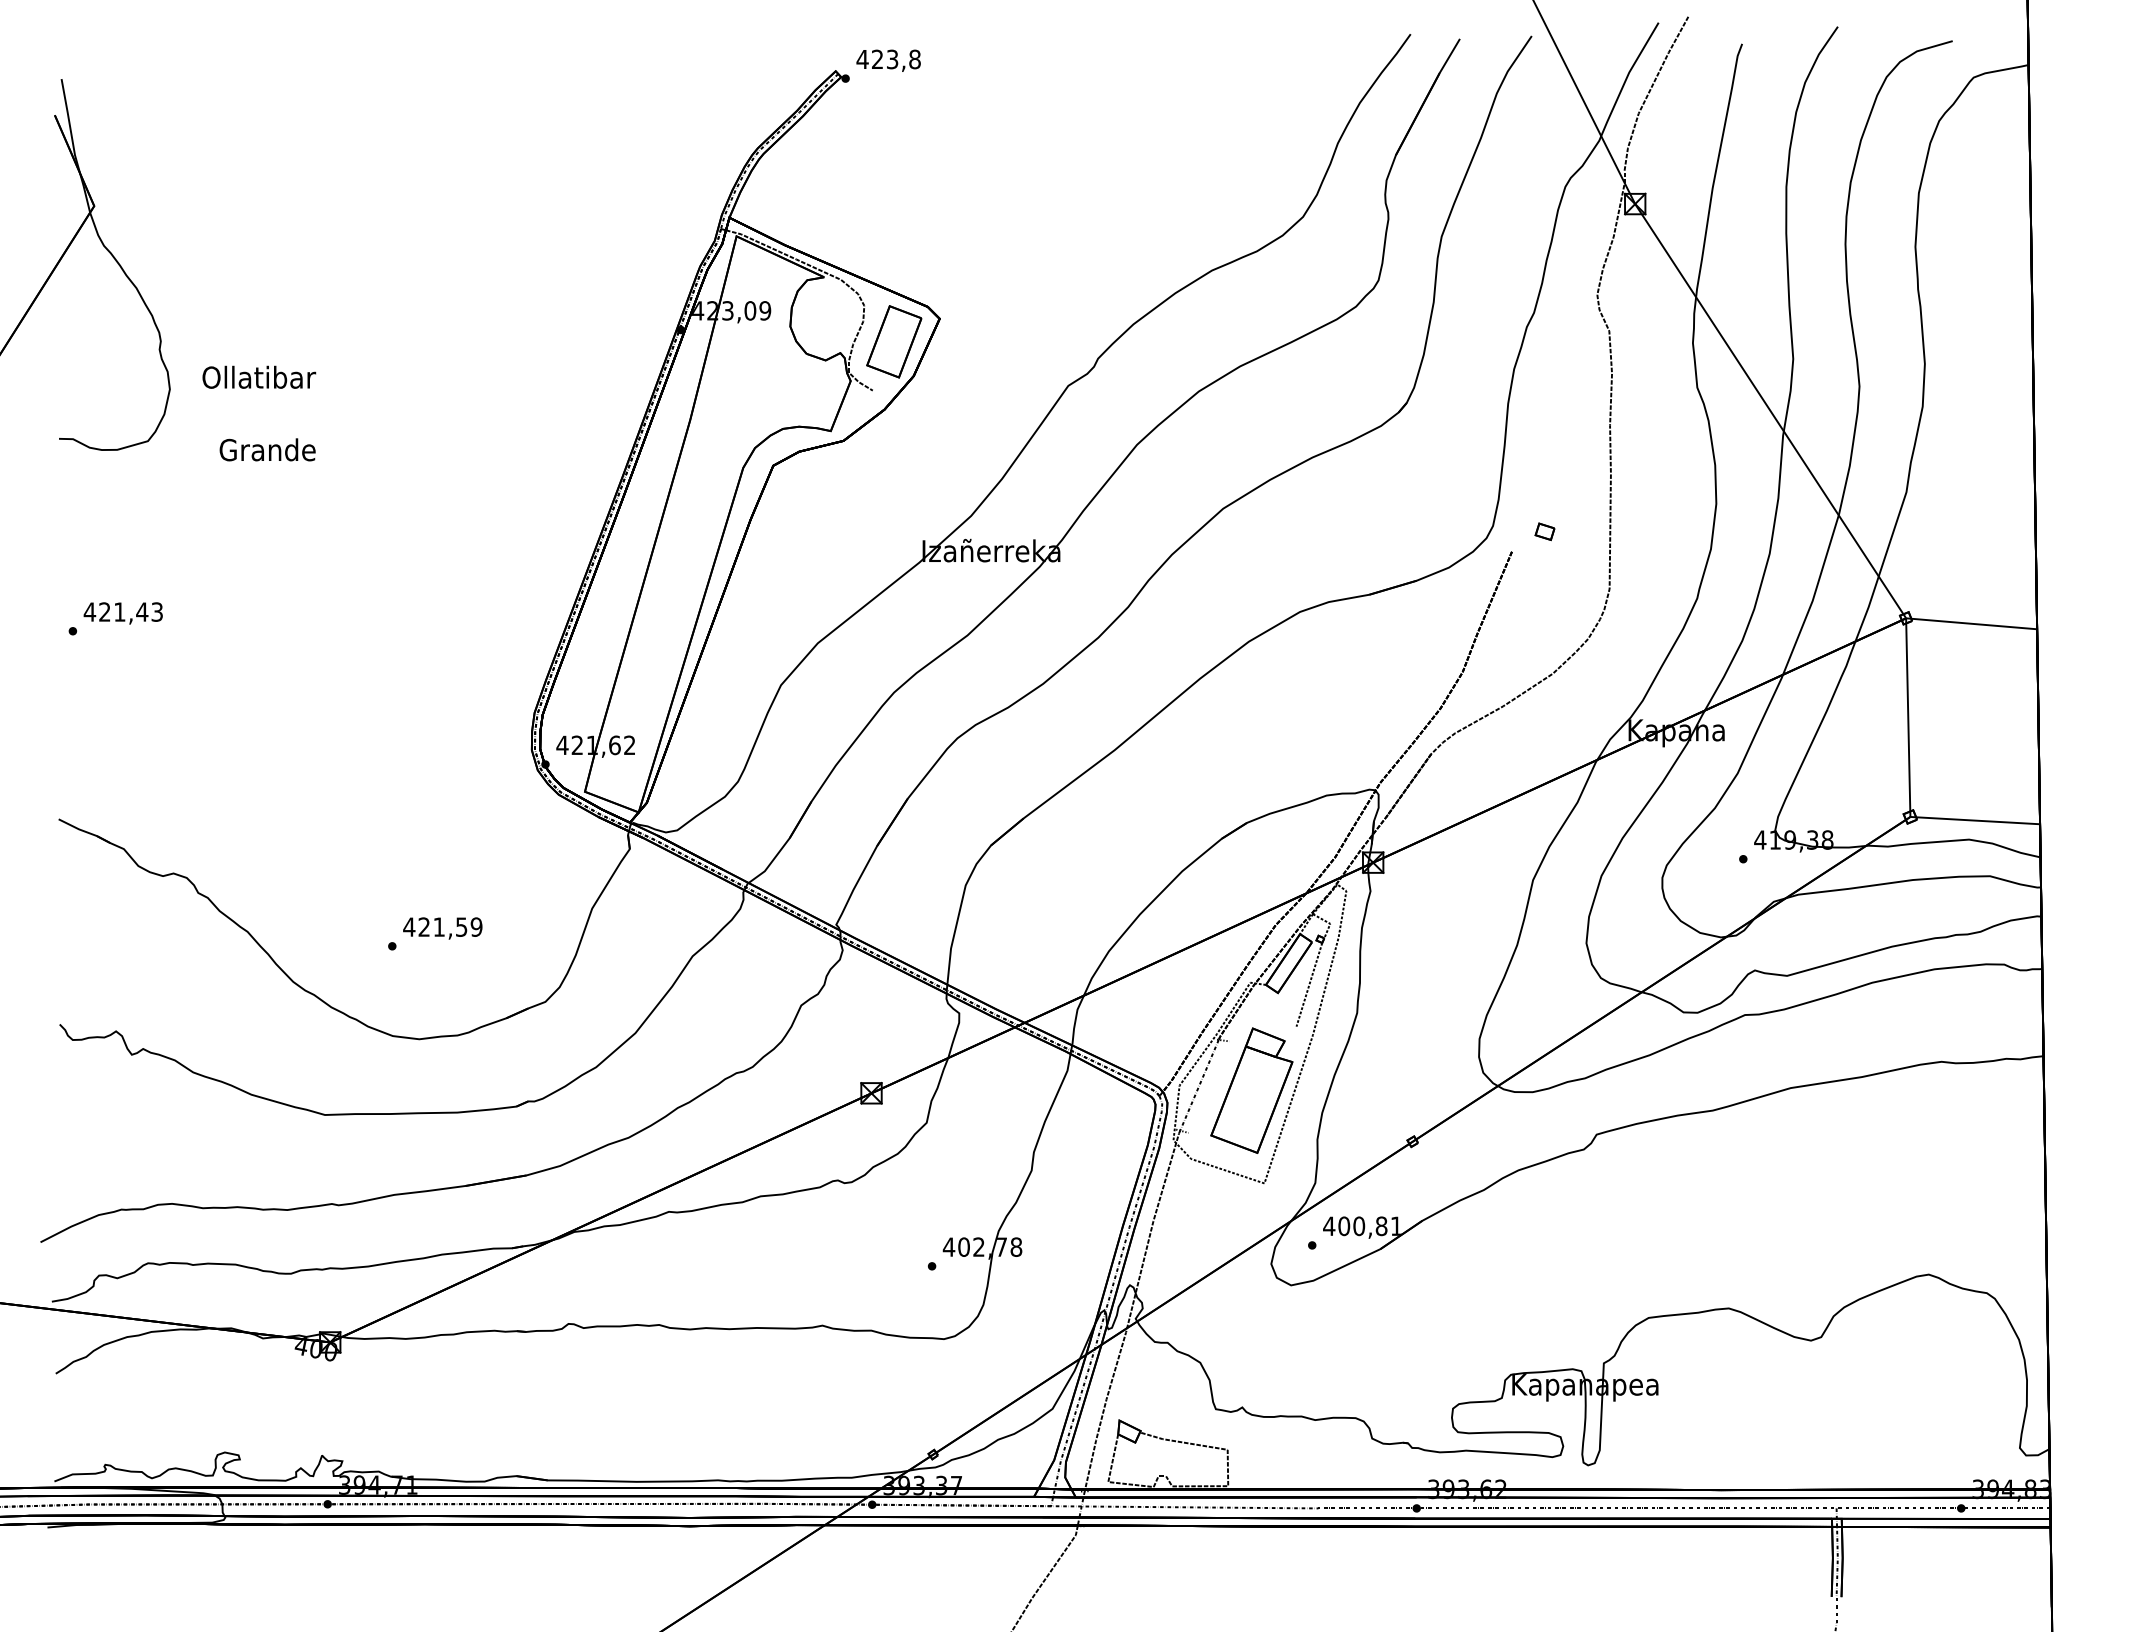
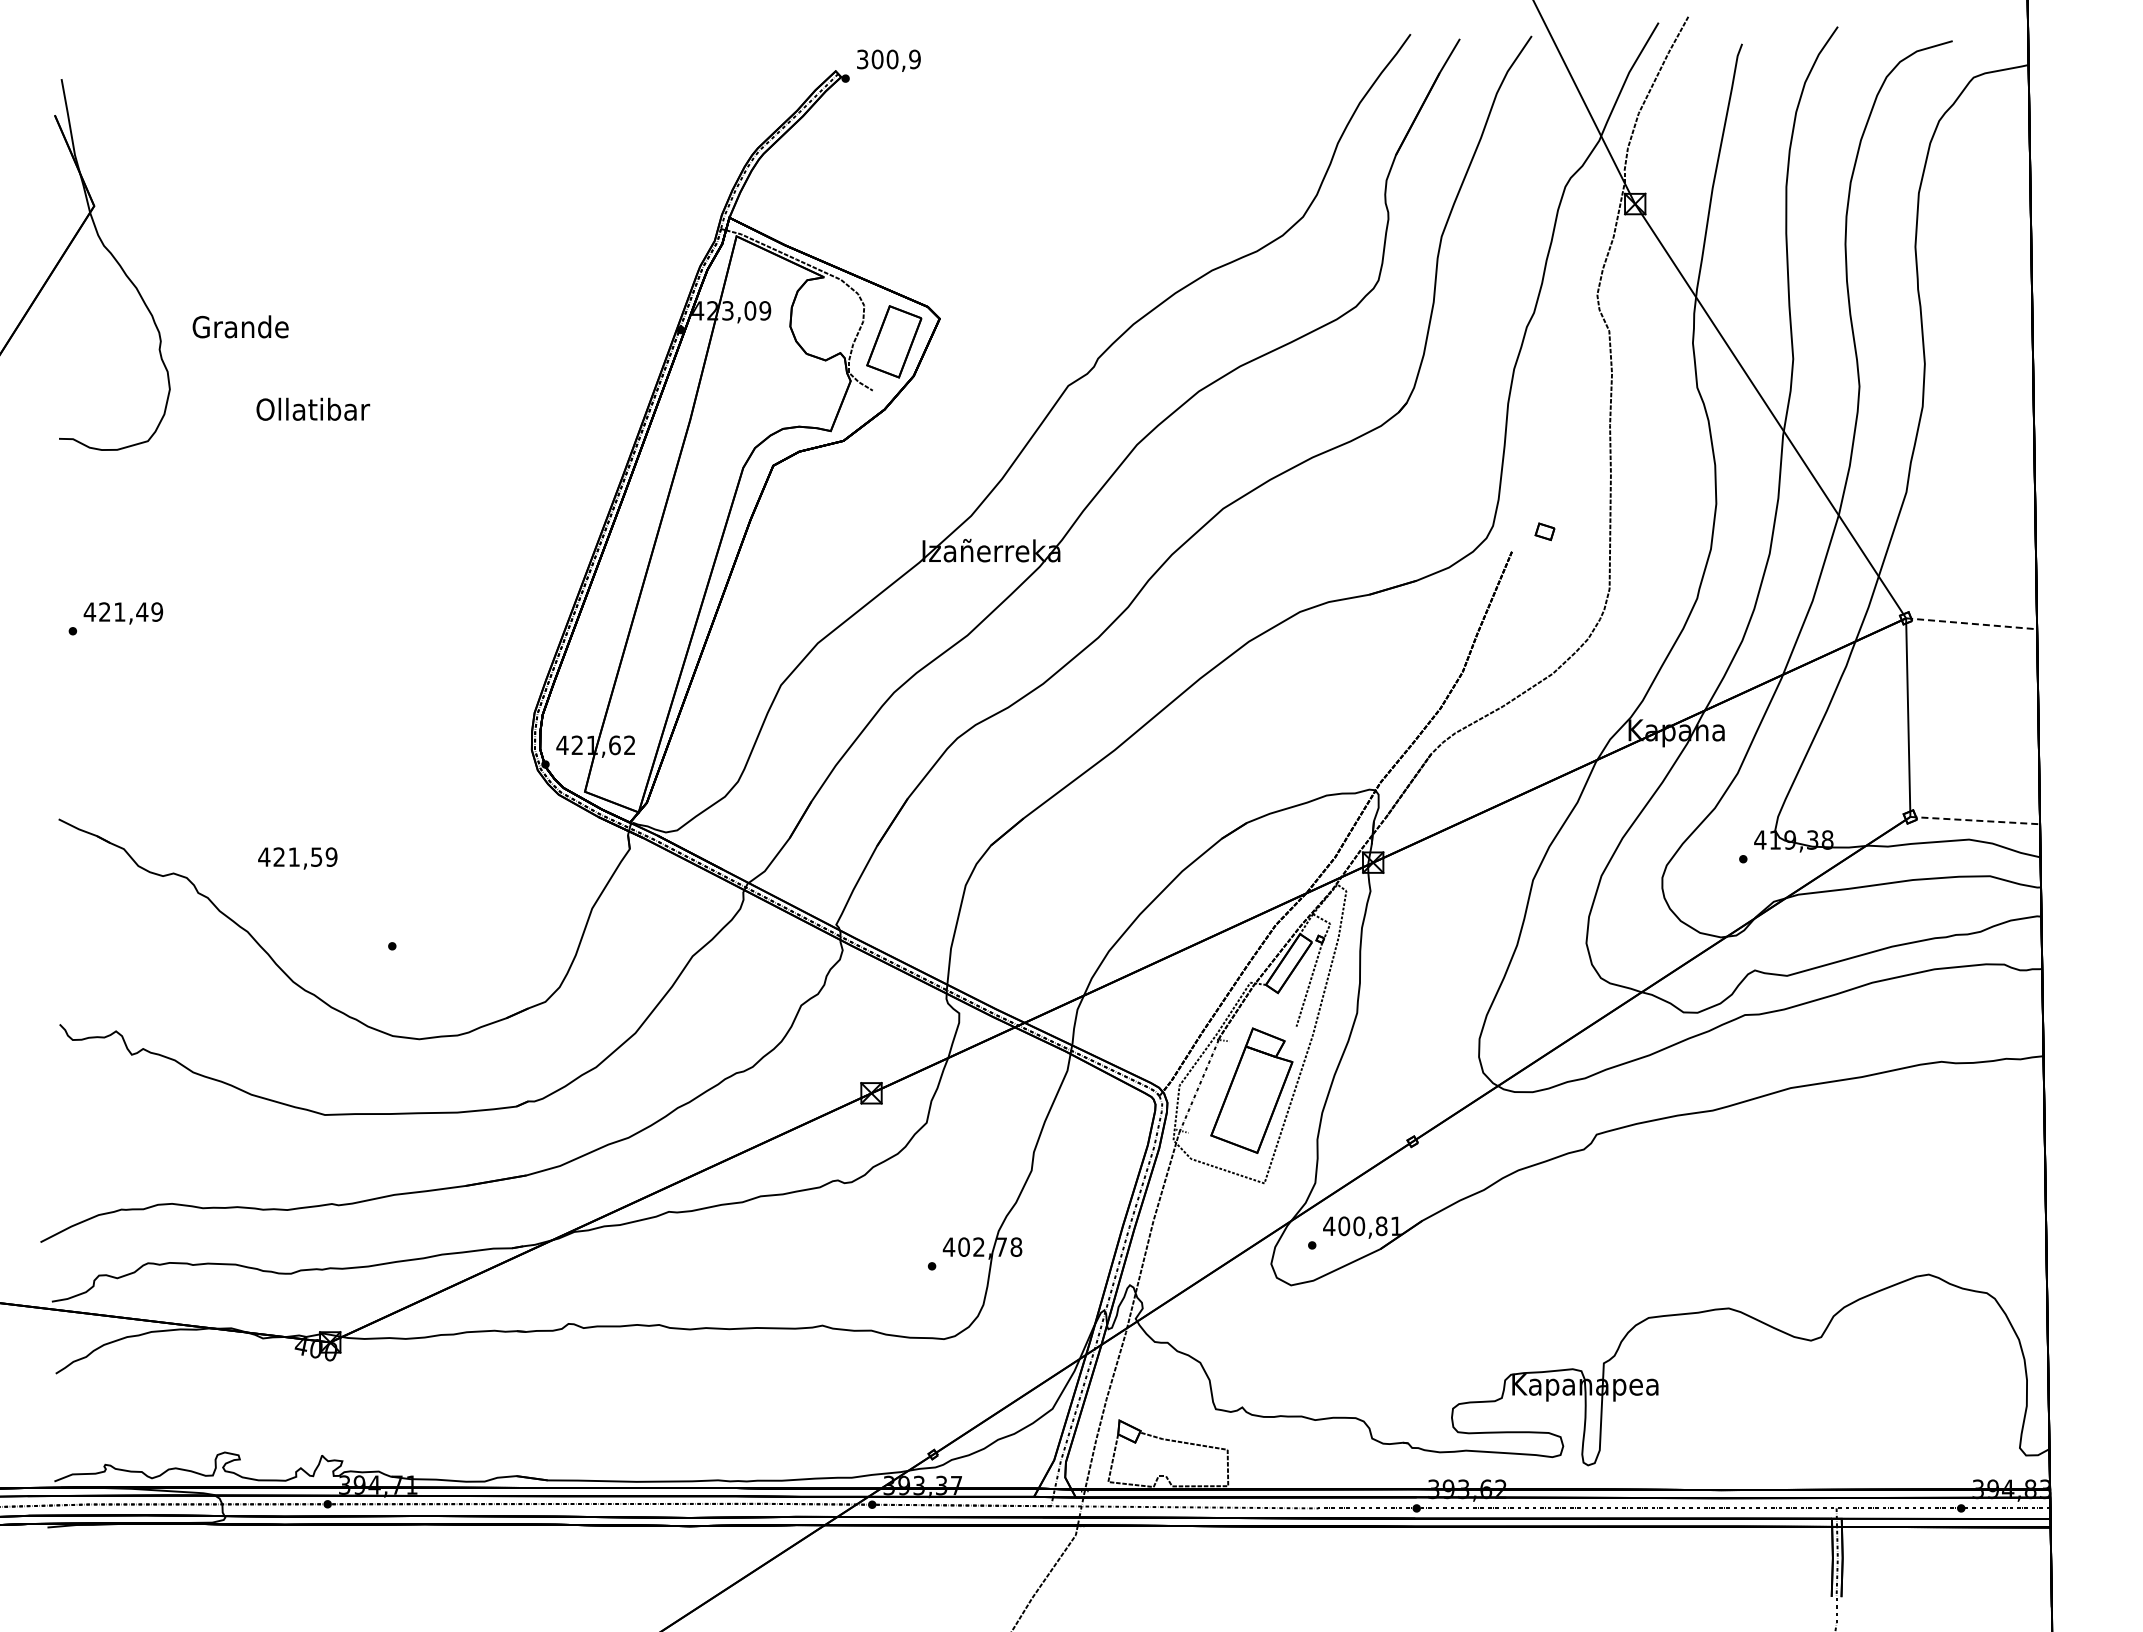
text: 423,8 -> 300,9 (888, 59)
text position: (259, 376) -> (313, 408) (313, 408)
text position: (267, 449) -> (240, 326) (240, 326)
text: 421,43 -> 421,49 (157, 611)
line: solid -> dashed (1971, 623)
line: solid -> dashed (1975, 820)
text position: (442, 928) -> (297, 858) (297, 858)
